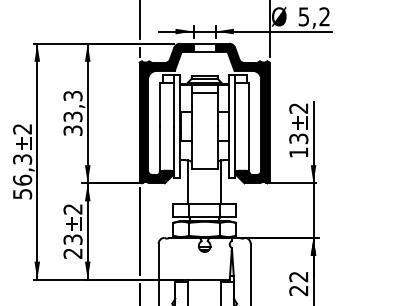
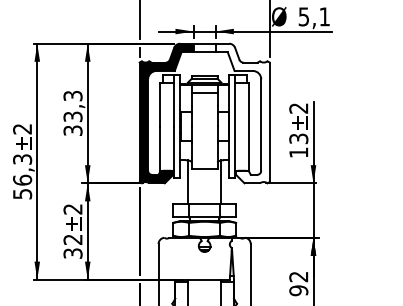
text: 5,2 -> 5,1 (324, 16)
fill: present -> none (242, 113)
text: 23 -> 32 (72, 246)
text: 22 -> 92 (298, 290)
